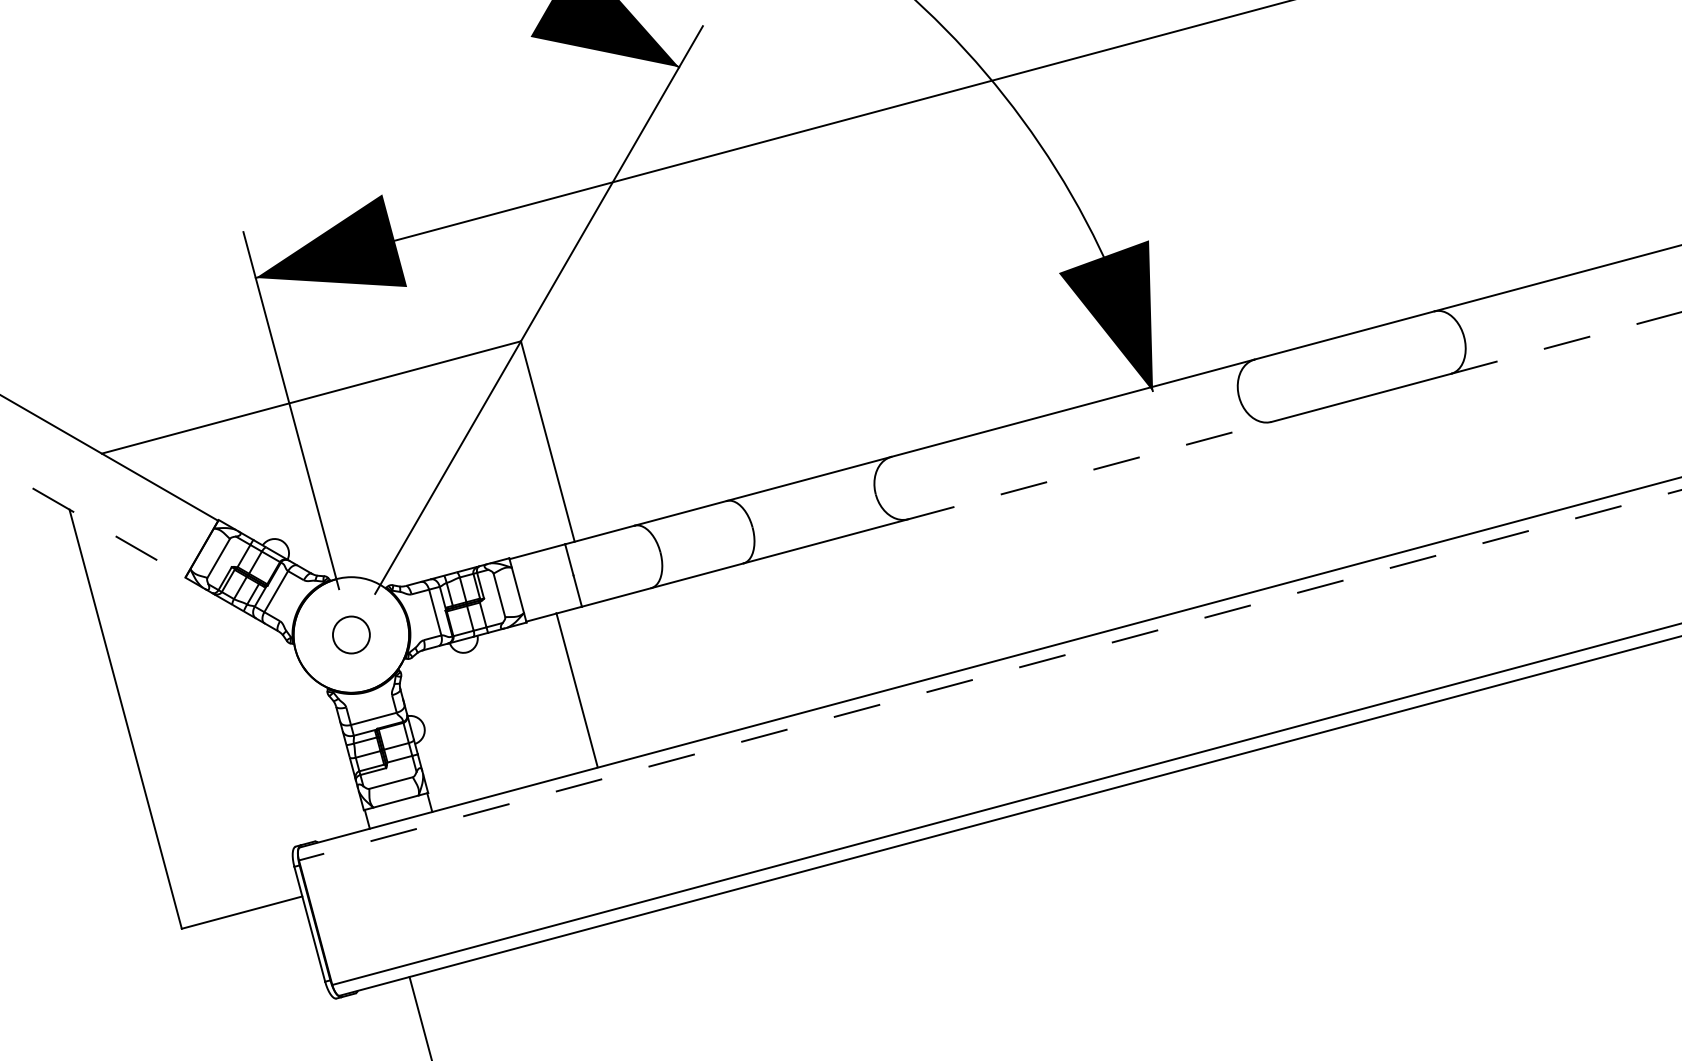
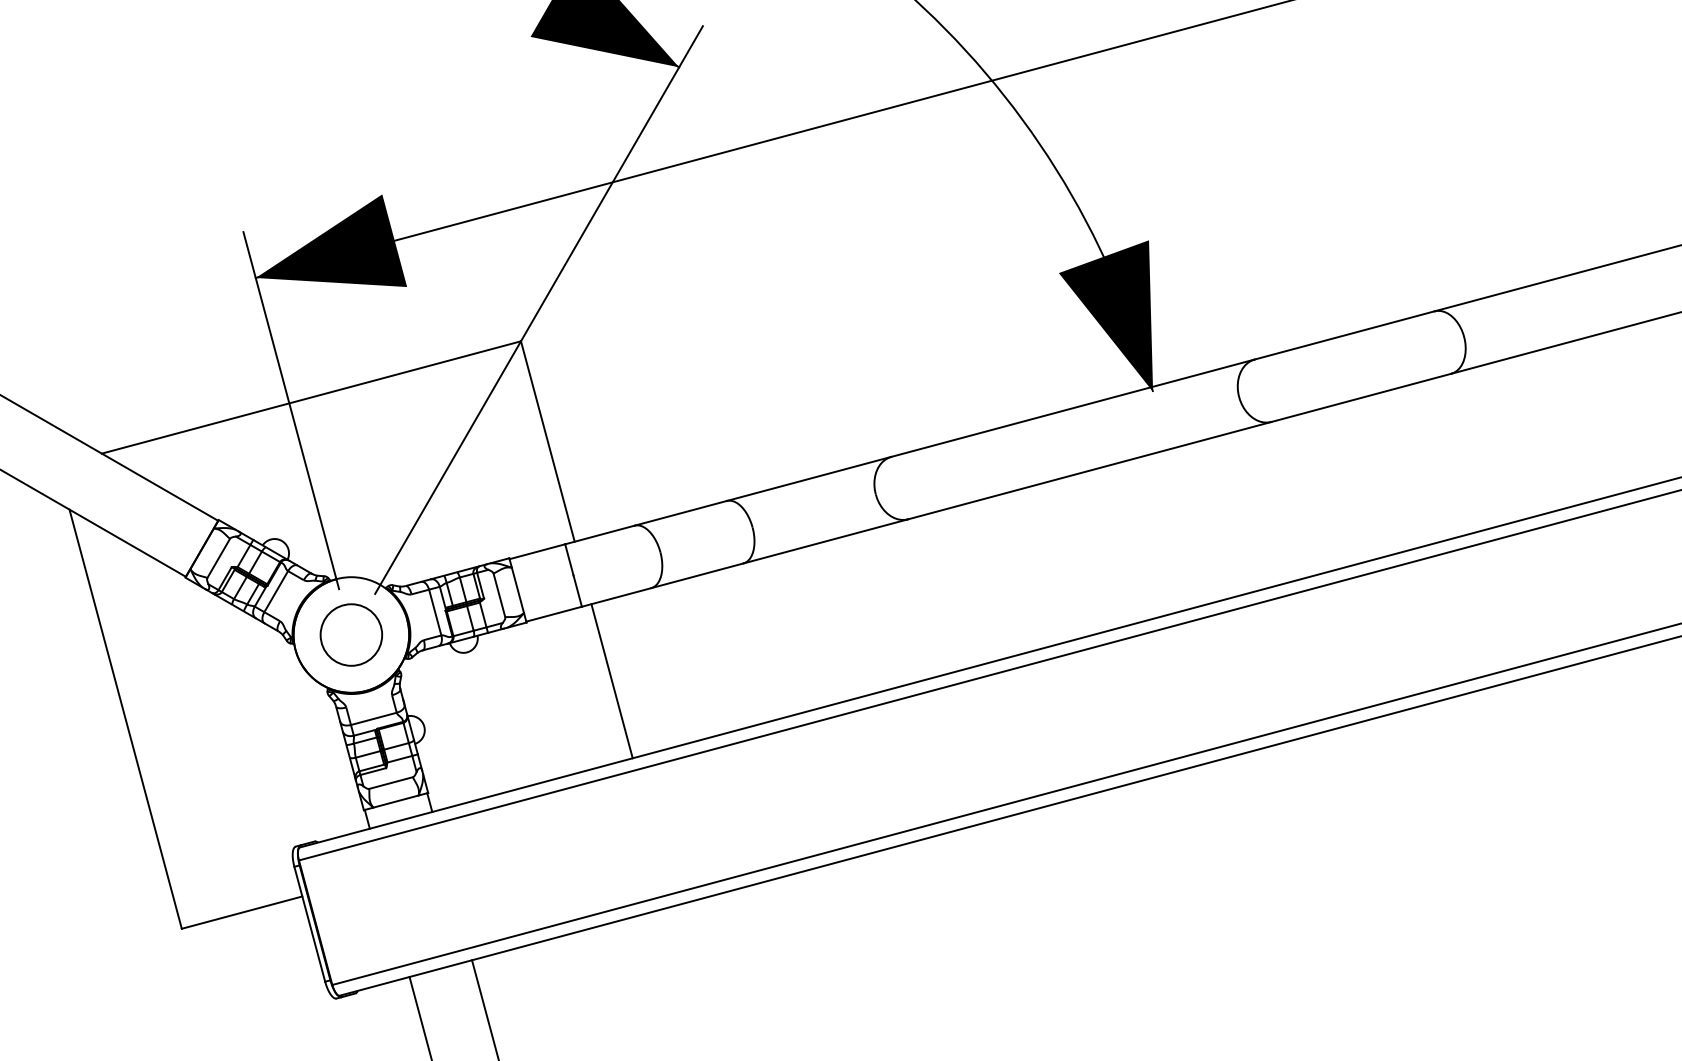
line: dashed -> solid (1567, 342)
line: dashed -> solid (1090, 470)
line: dashed -> solid (93, 523)
circle size: 39x40 px -> 65x64 px (351, 634)
line: dashed -> solid (989, 675)
line position: (576, 690) -> (611, 681) (611, 681)
line: none -> present (485, 1008)
